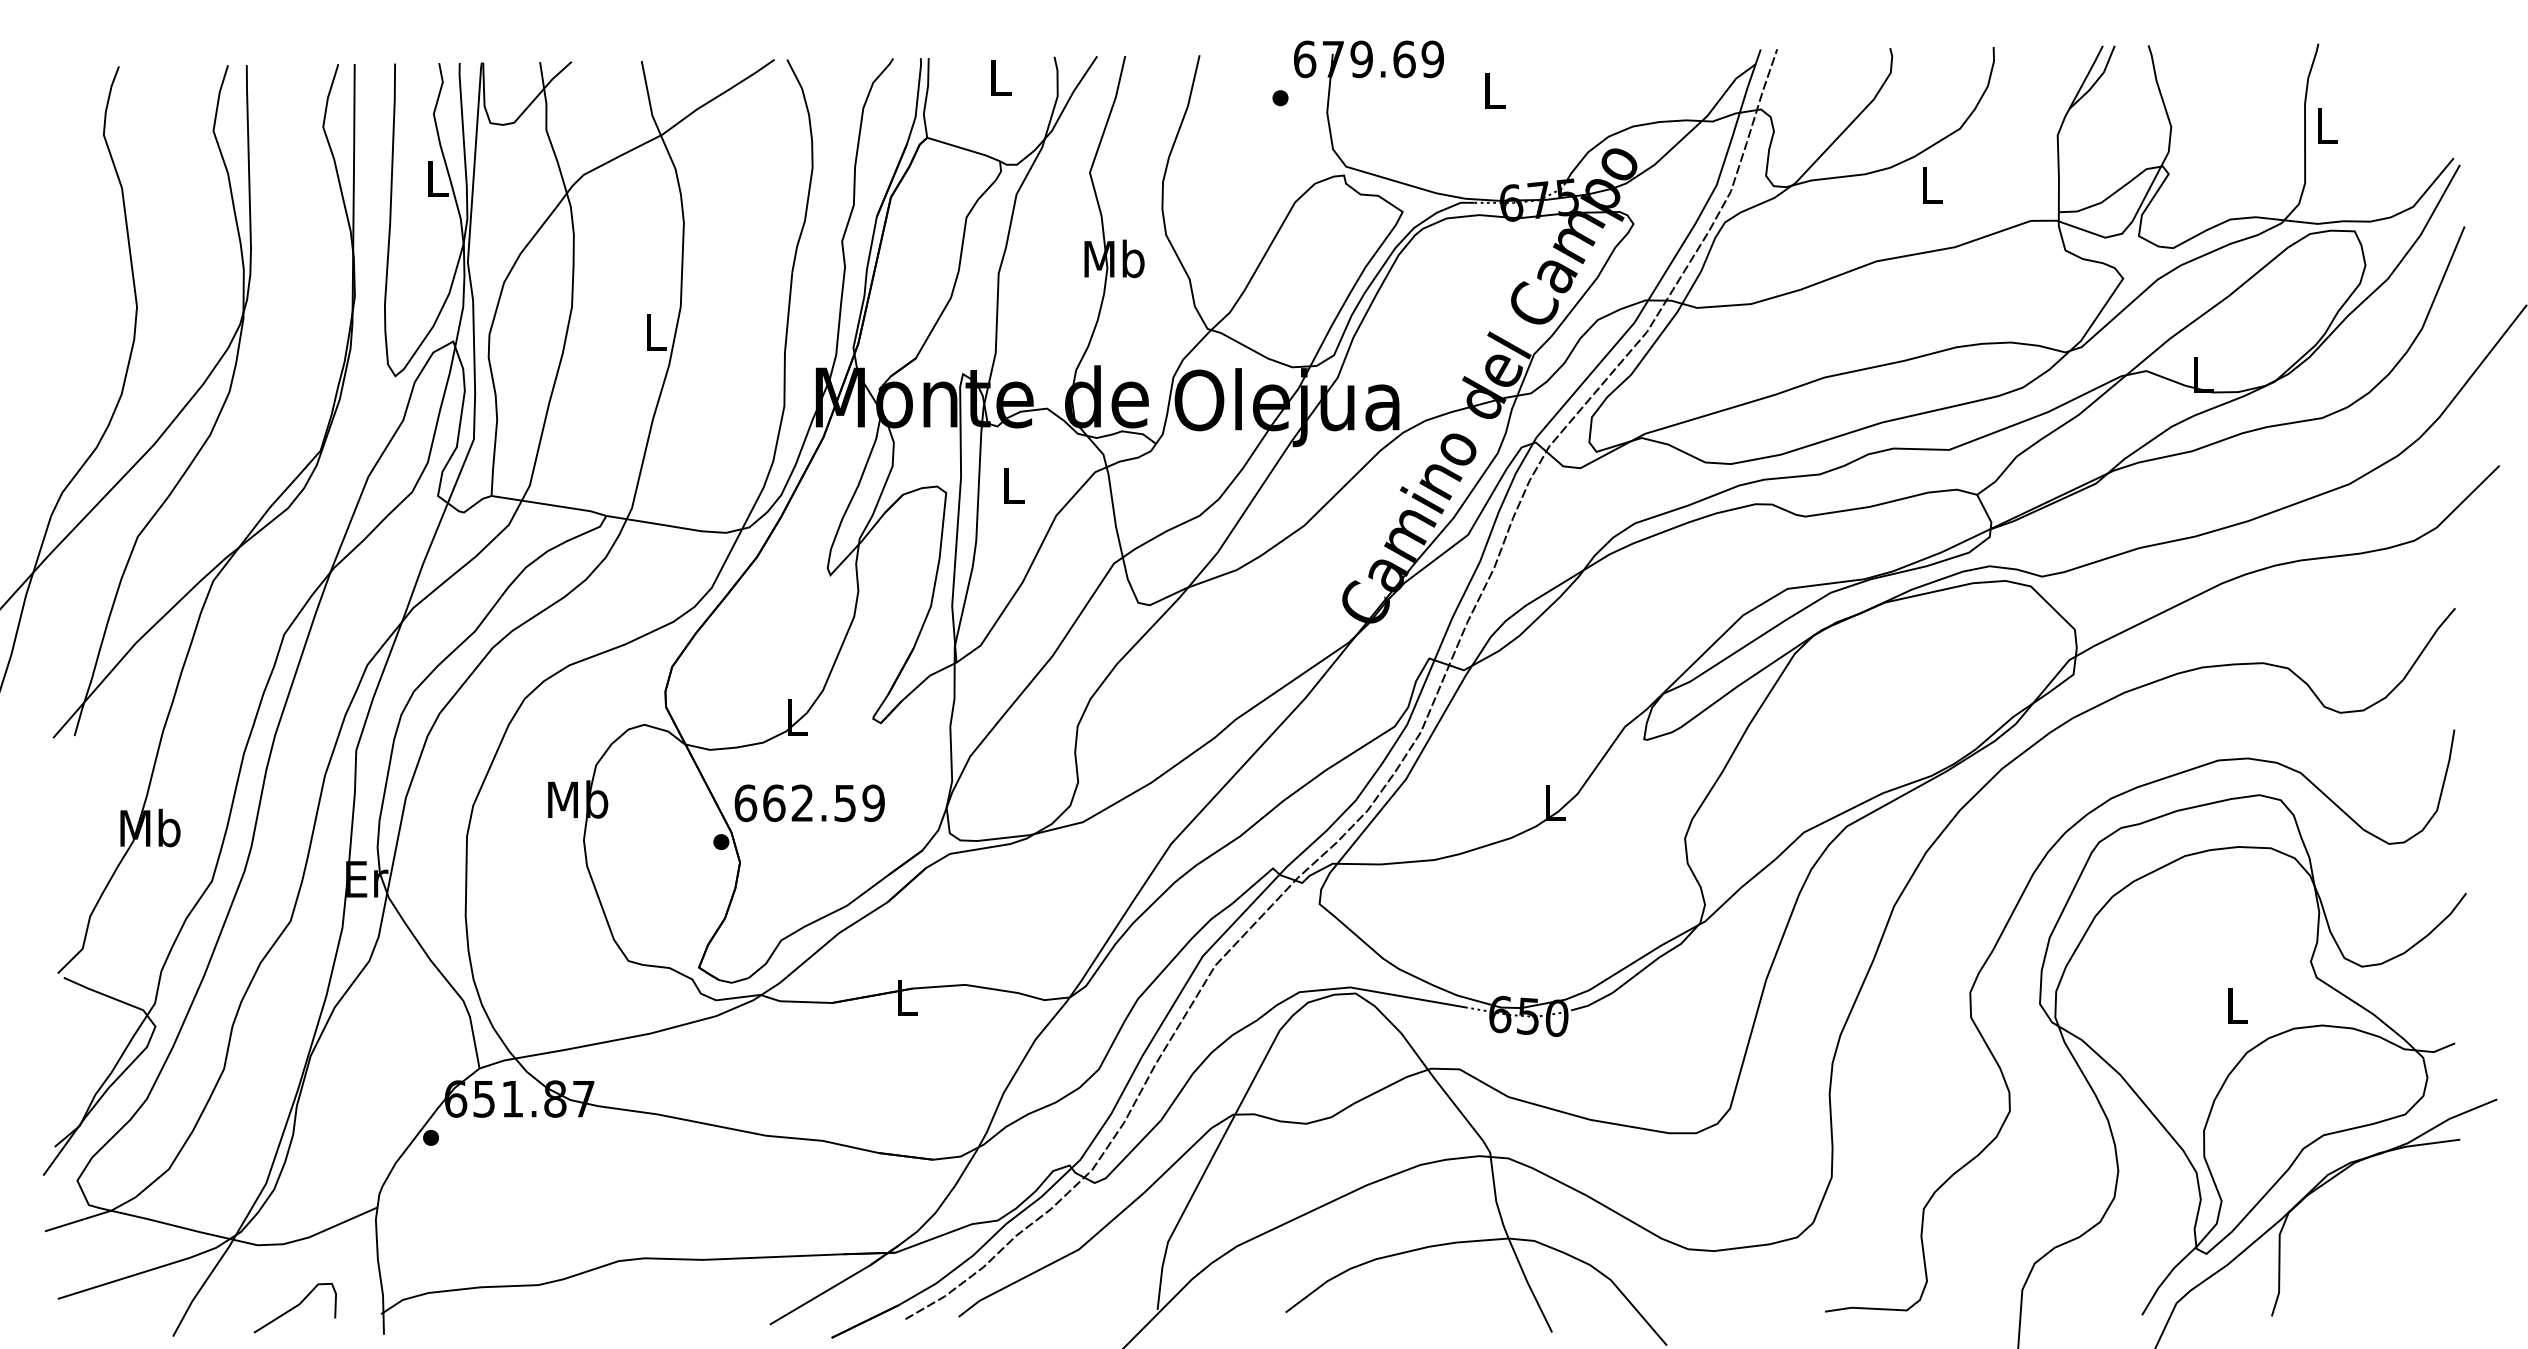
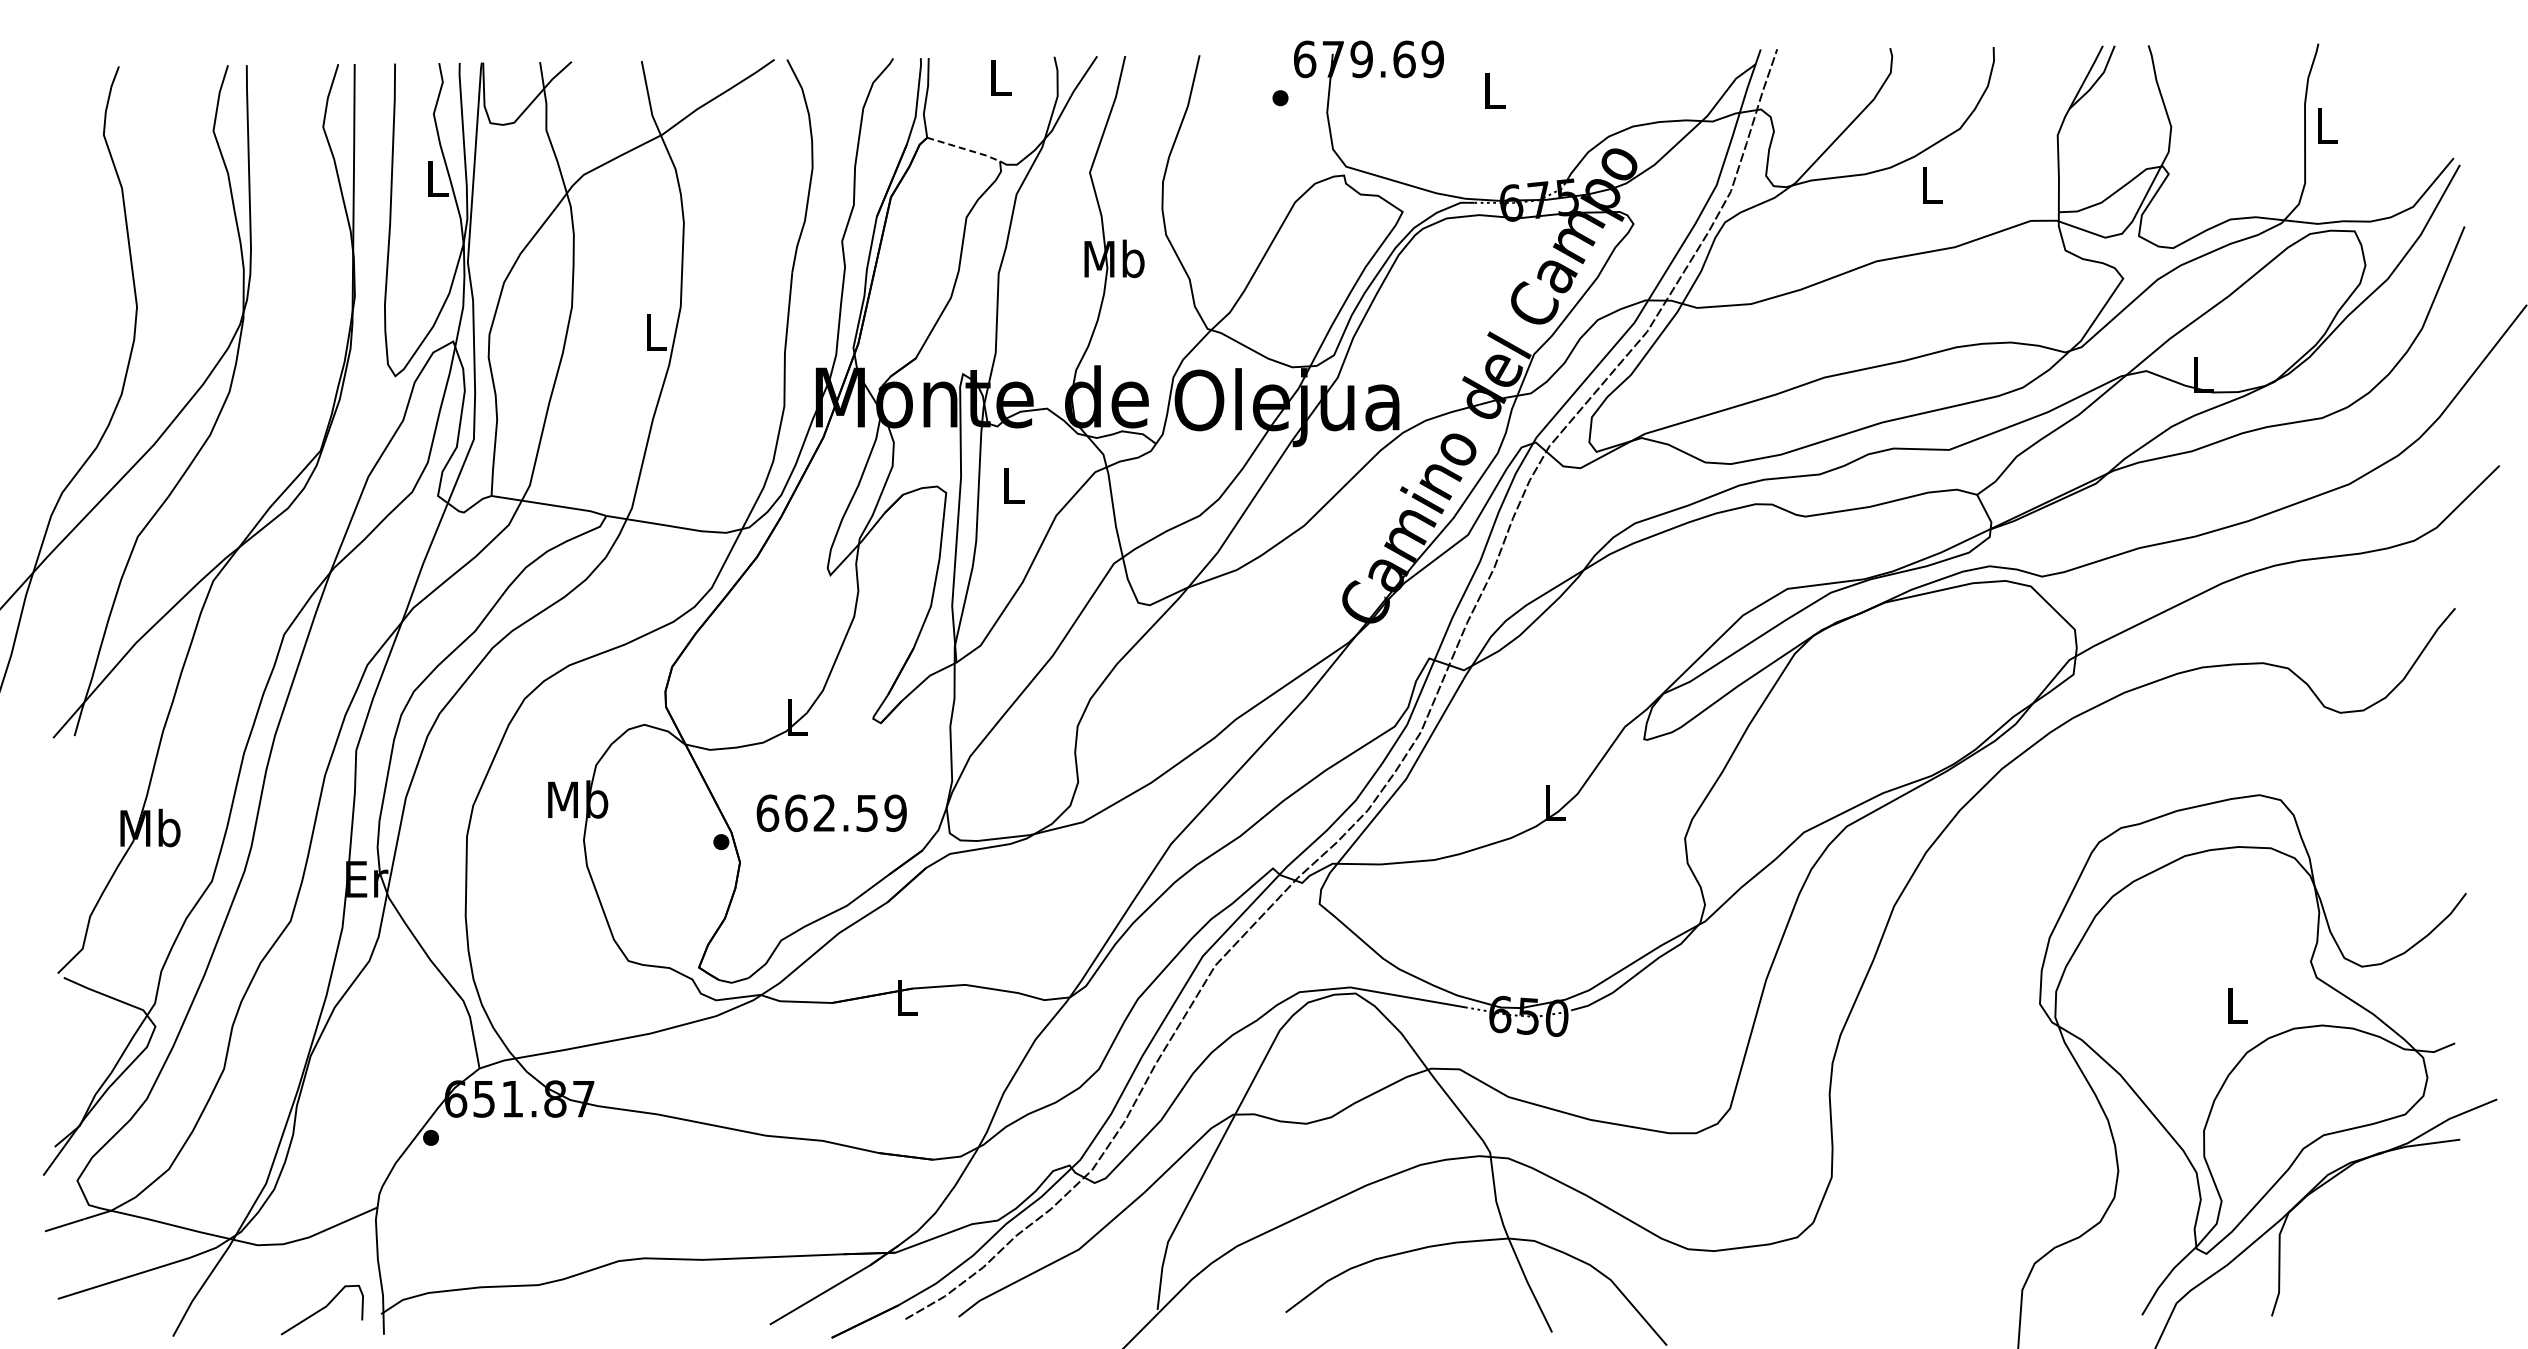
line: solid -> dashed (965, 149)
text position: (809, 802) -> (831, 812) (831, 812)
part: present -> none (2003, 1073)
curve position: (294, 1308) -> (321, 1310) (321, 1310)
